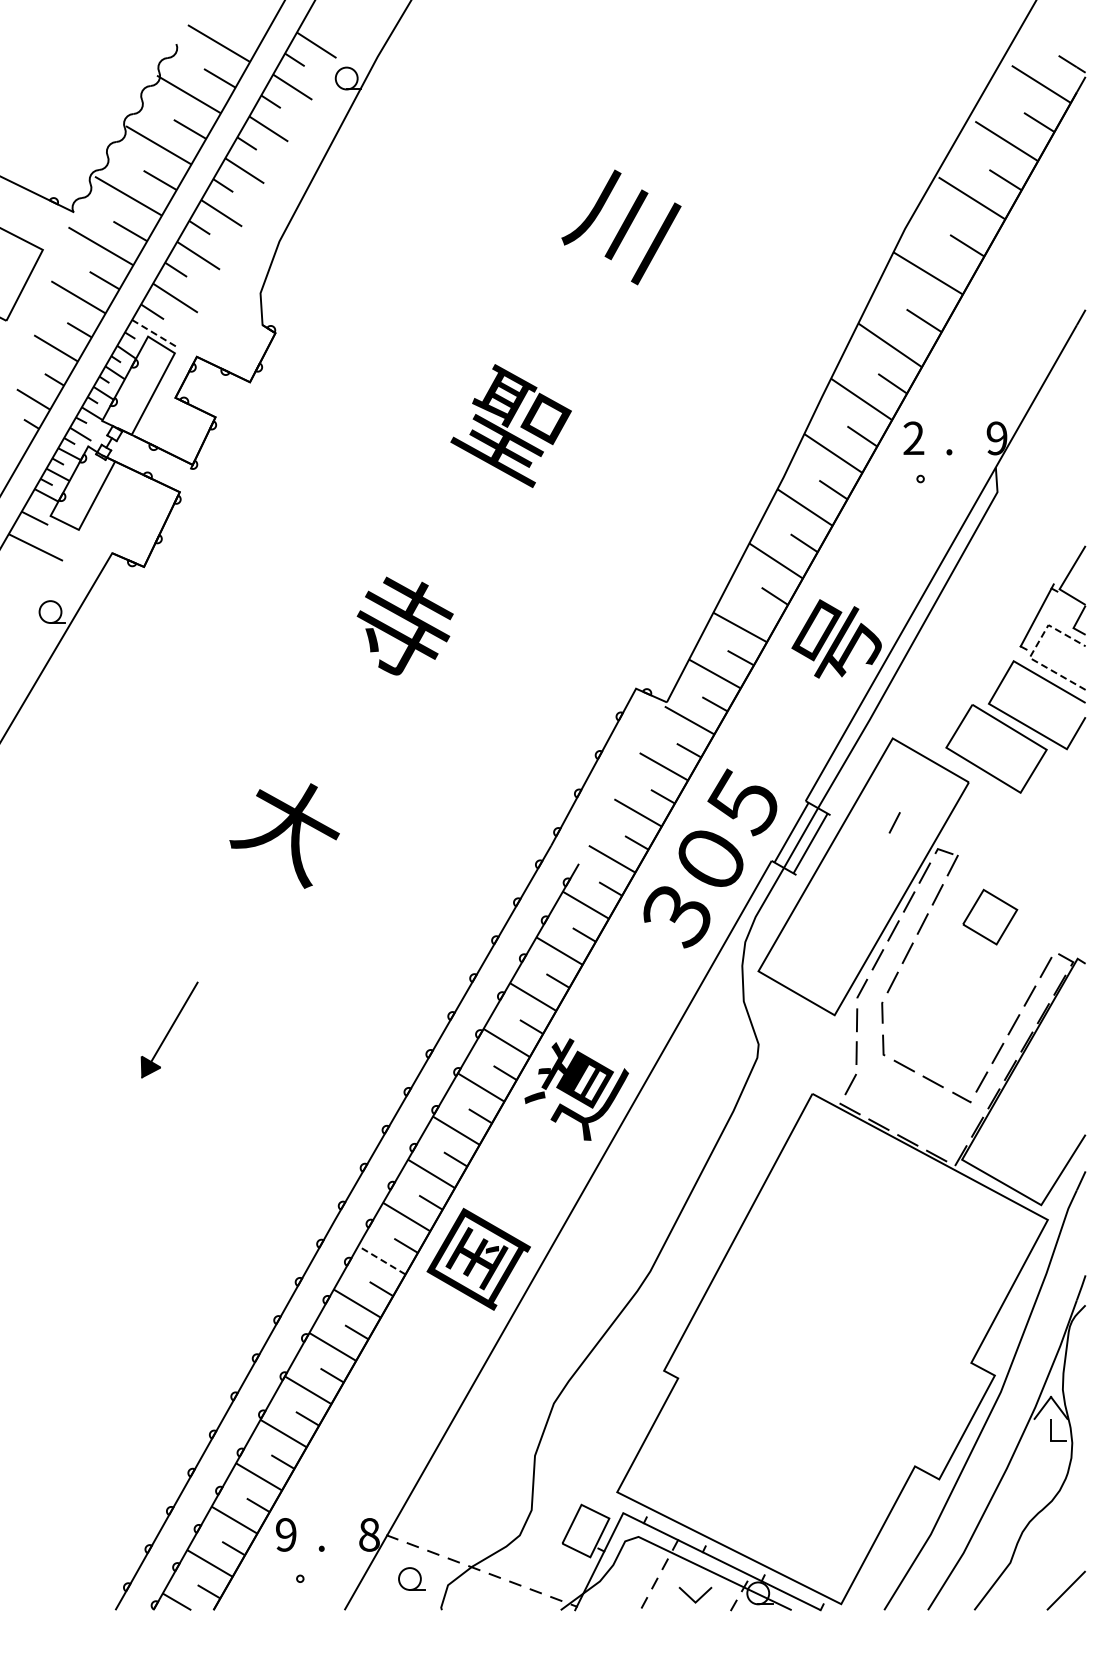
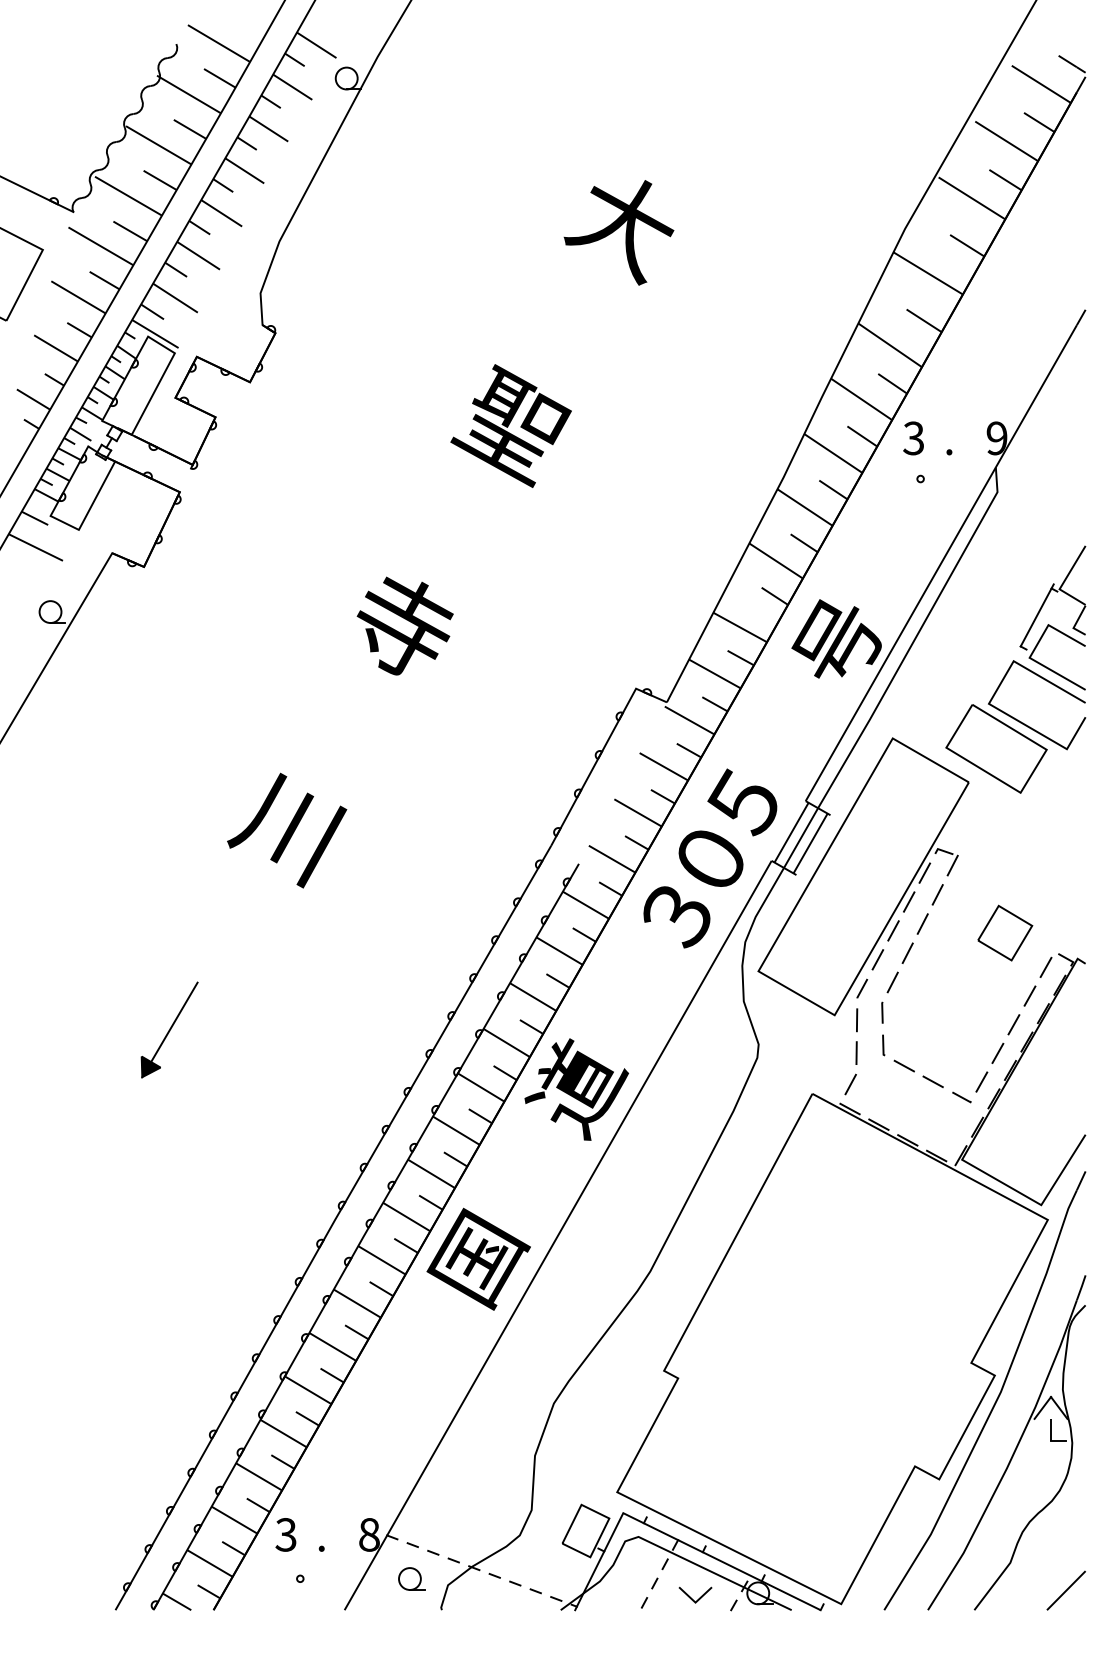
text: 川 -> 大 (621, 227)
line: dashed -> solid (155, 334)
text: 2 -> 3 (913, 438)
line: dashed -> solid (1033, 650)
line: present -> none (894, 822)
text: 大 -> 川 (287, 830)
part position: (990, 916) -> (1005, 932) (1005, 932)
line: dashed -> solid (381, 1260)
text: 9 -> 3 (285, 1534)
